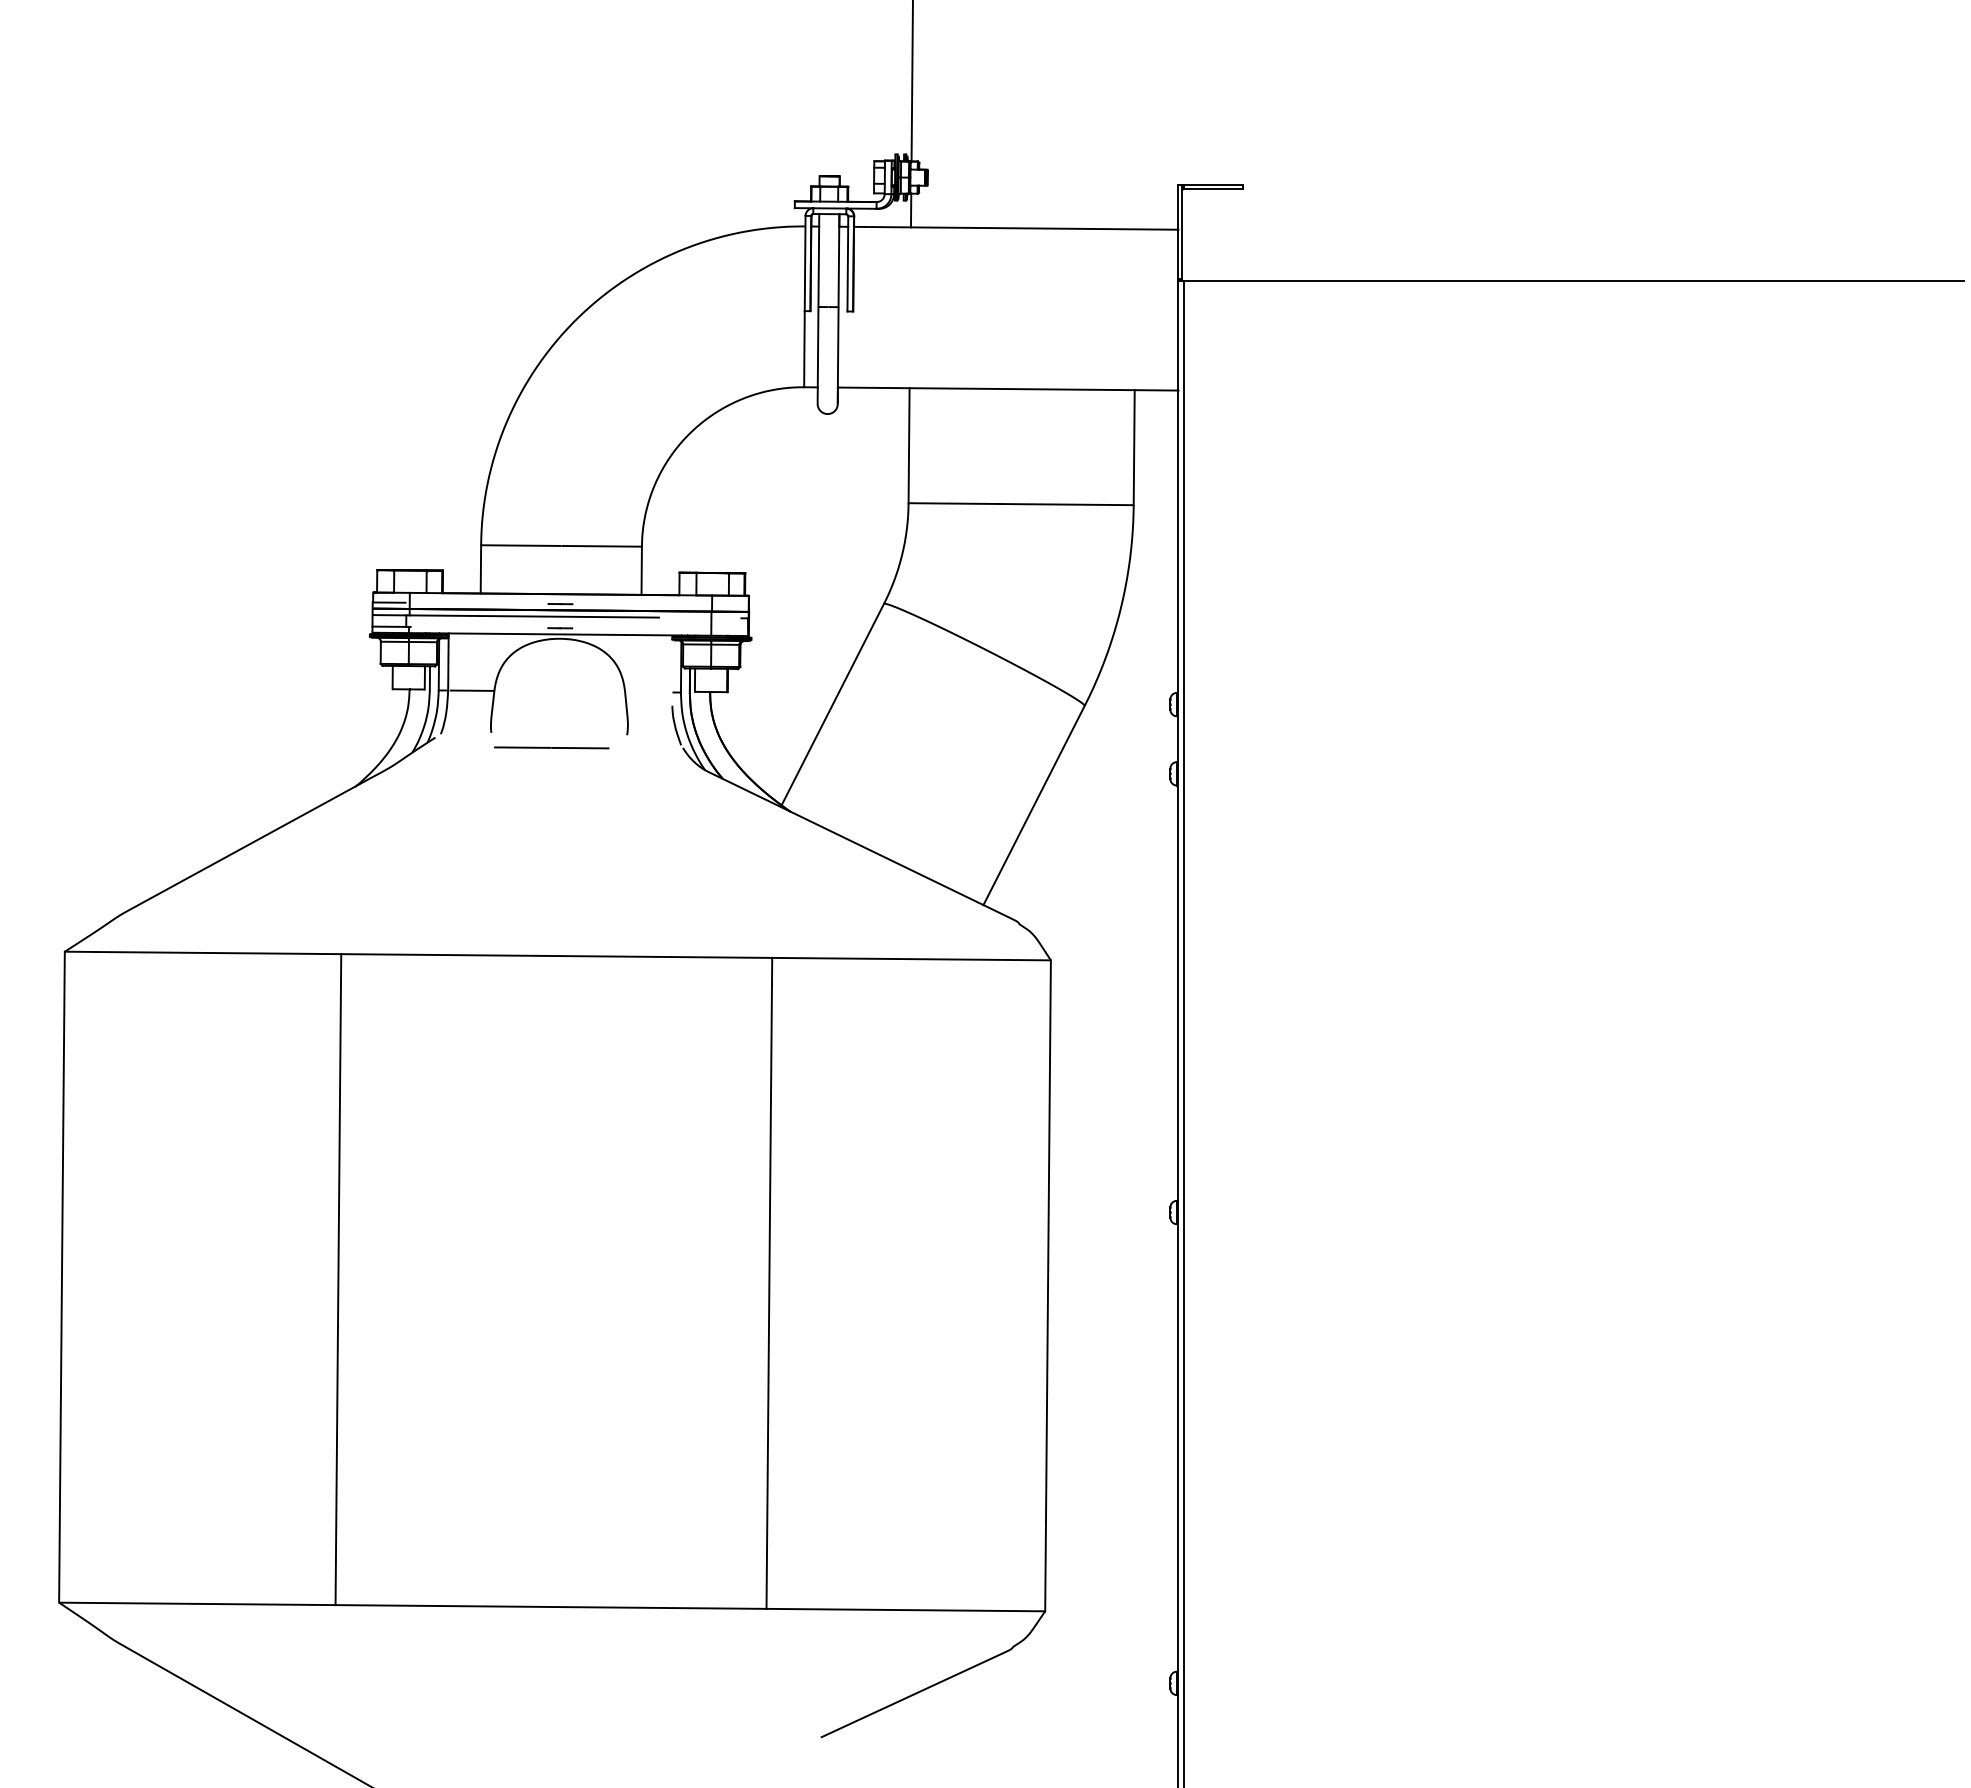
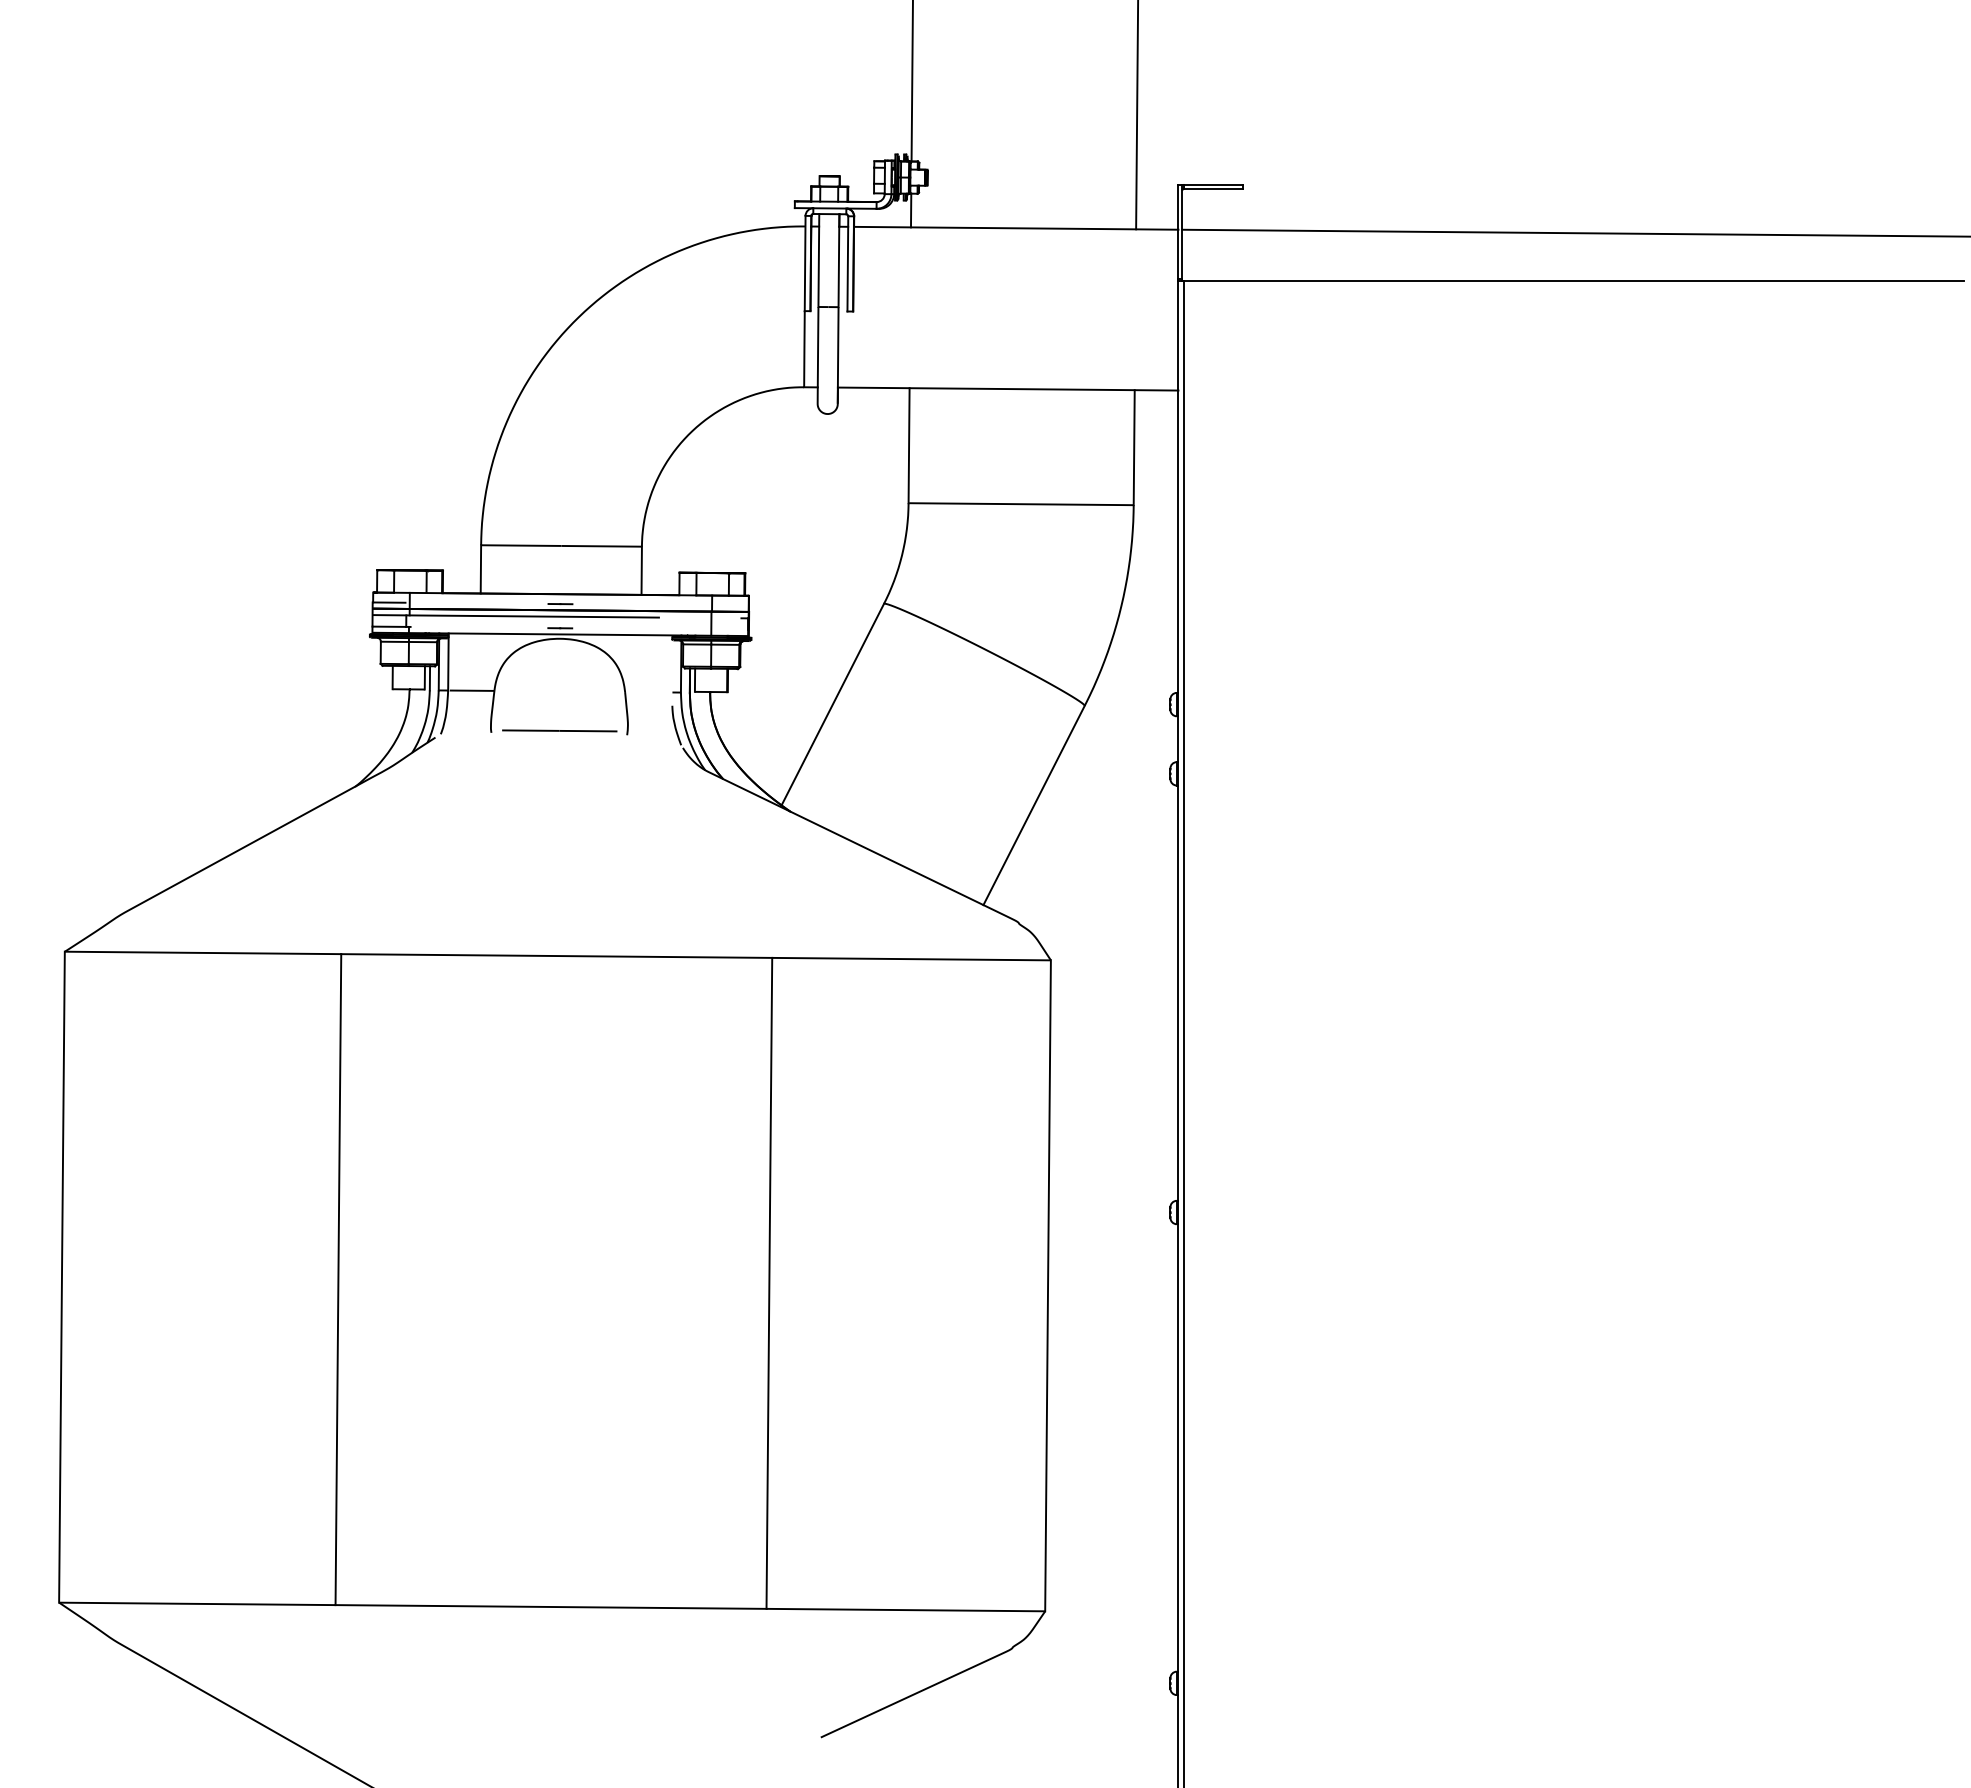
line: none -> present (1137, 115)
line: none -> present (1574, 232)
line position: (551, 747) -> (559, 730) (559, 730)
